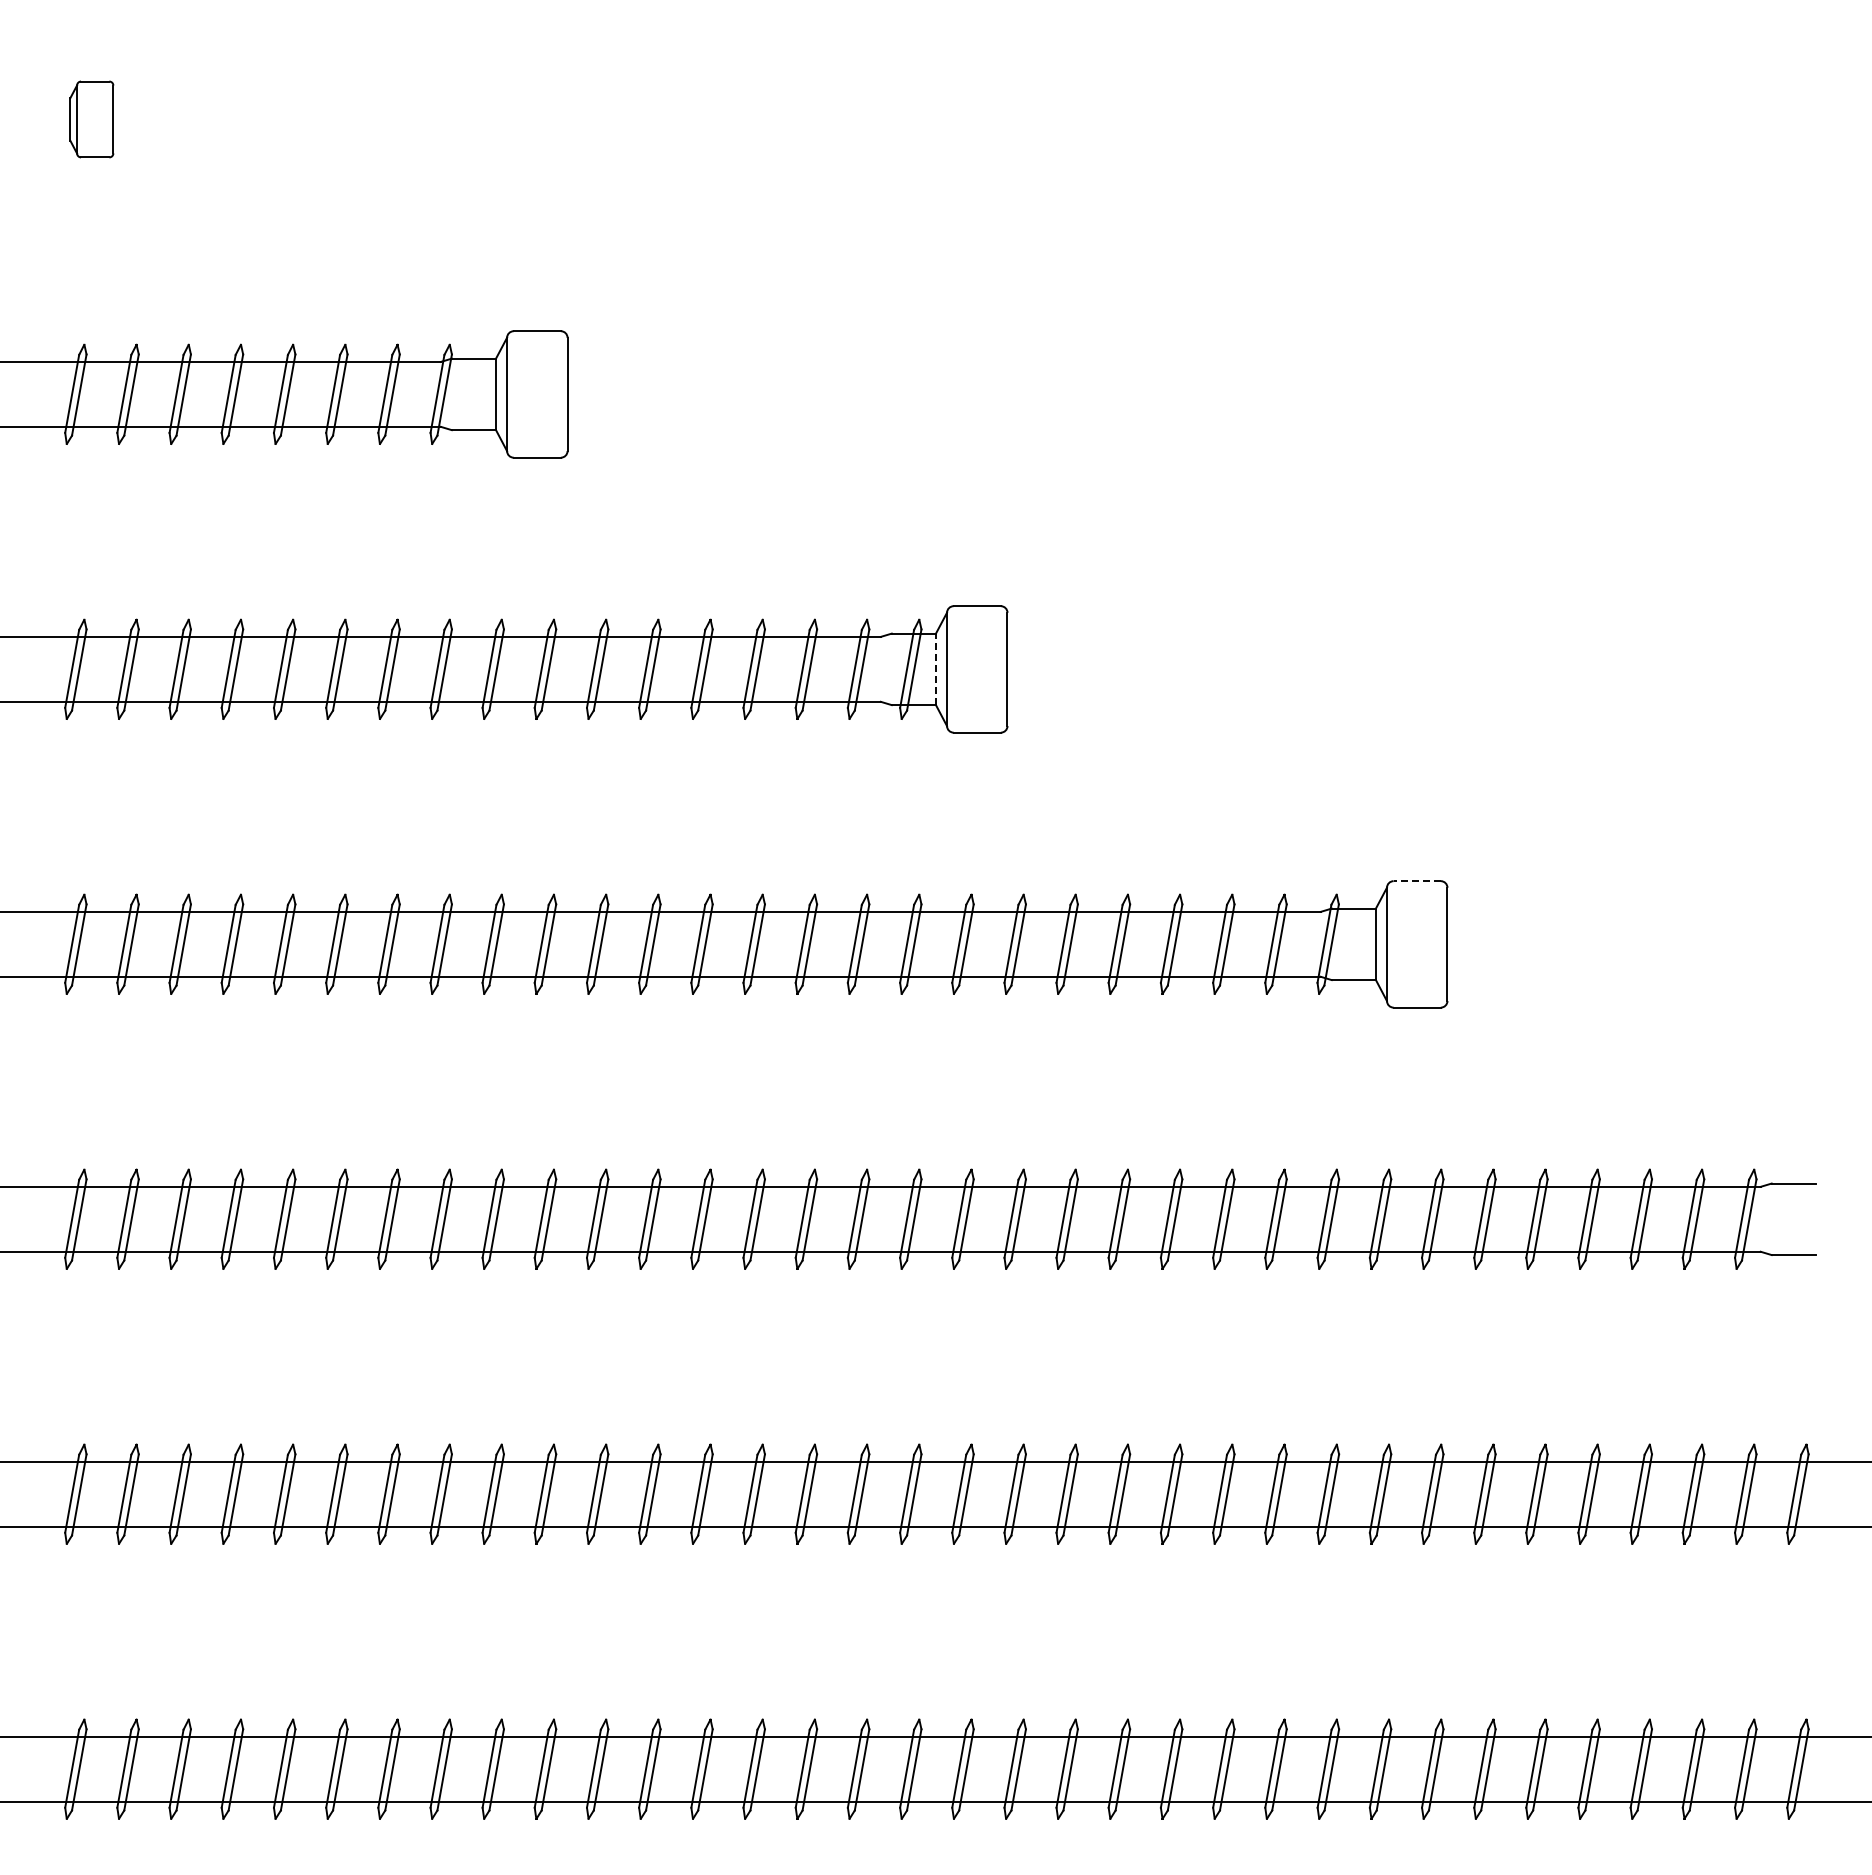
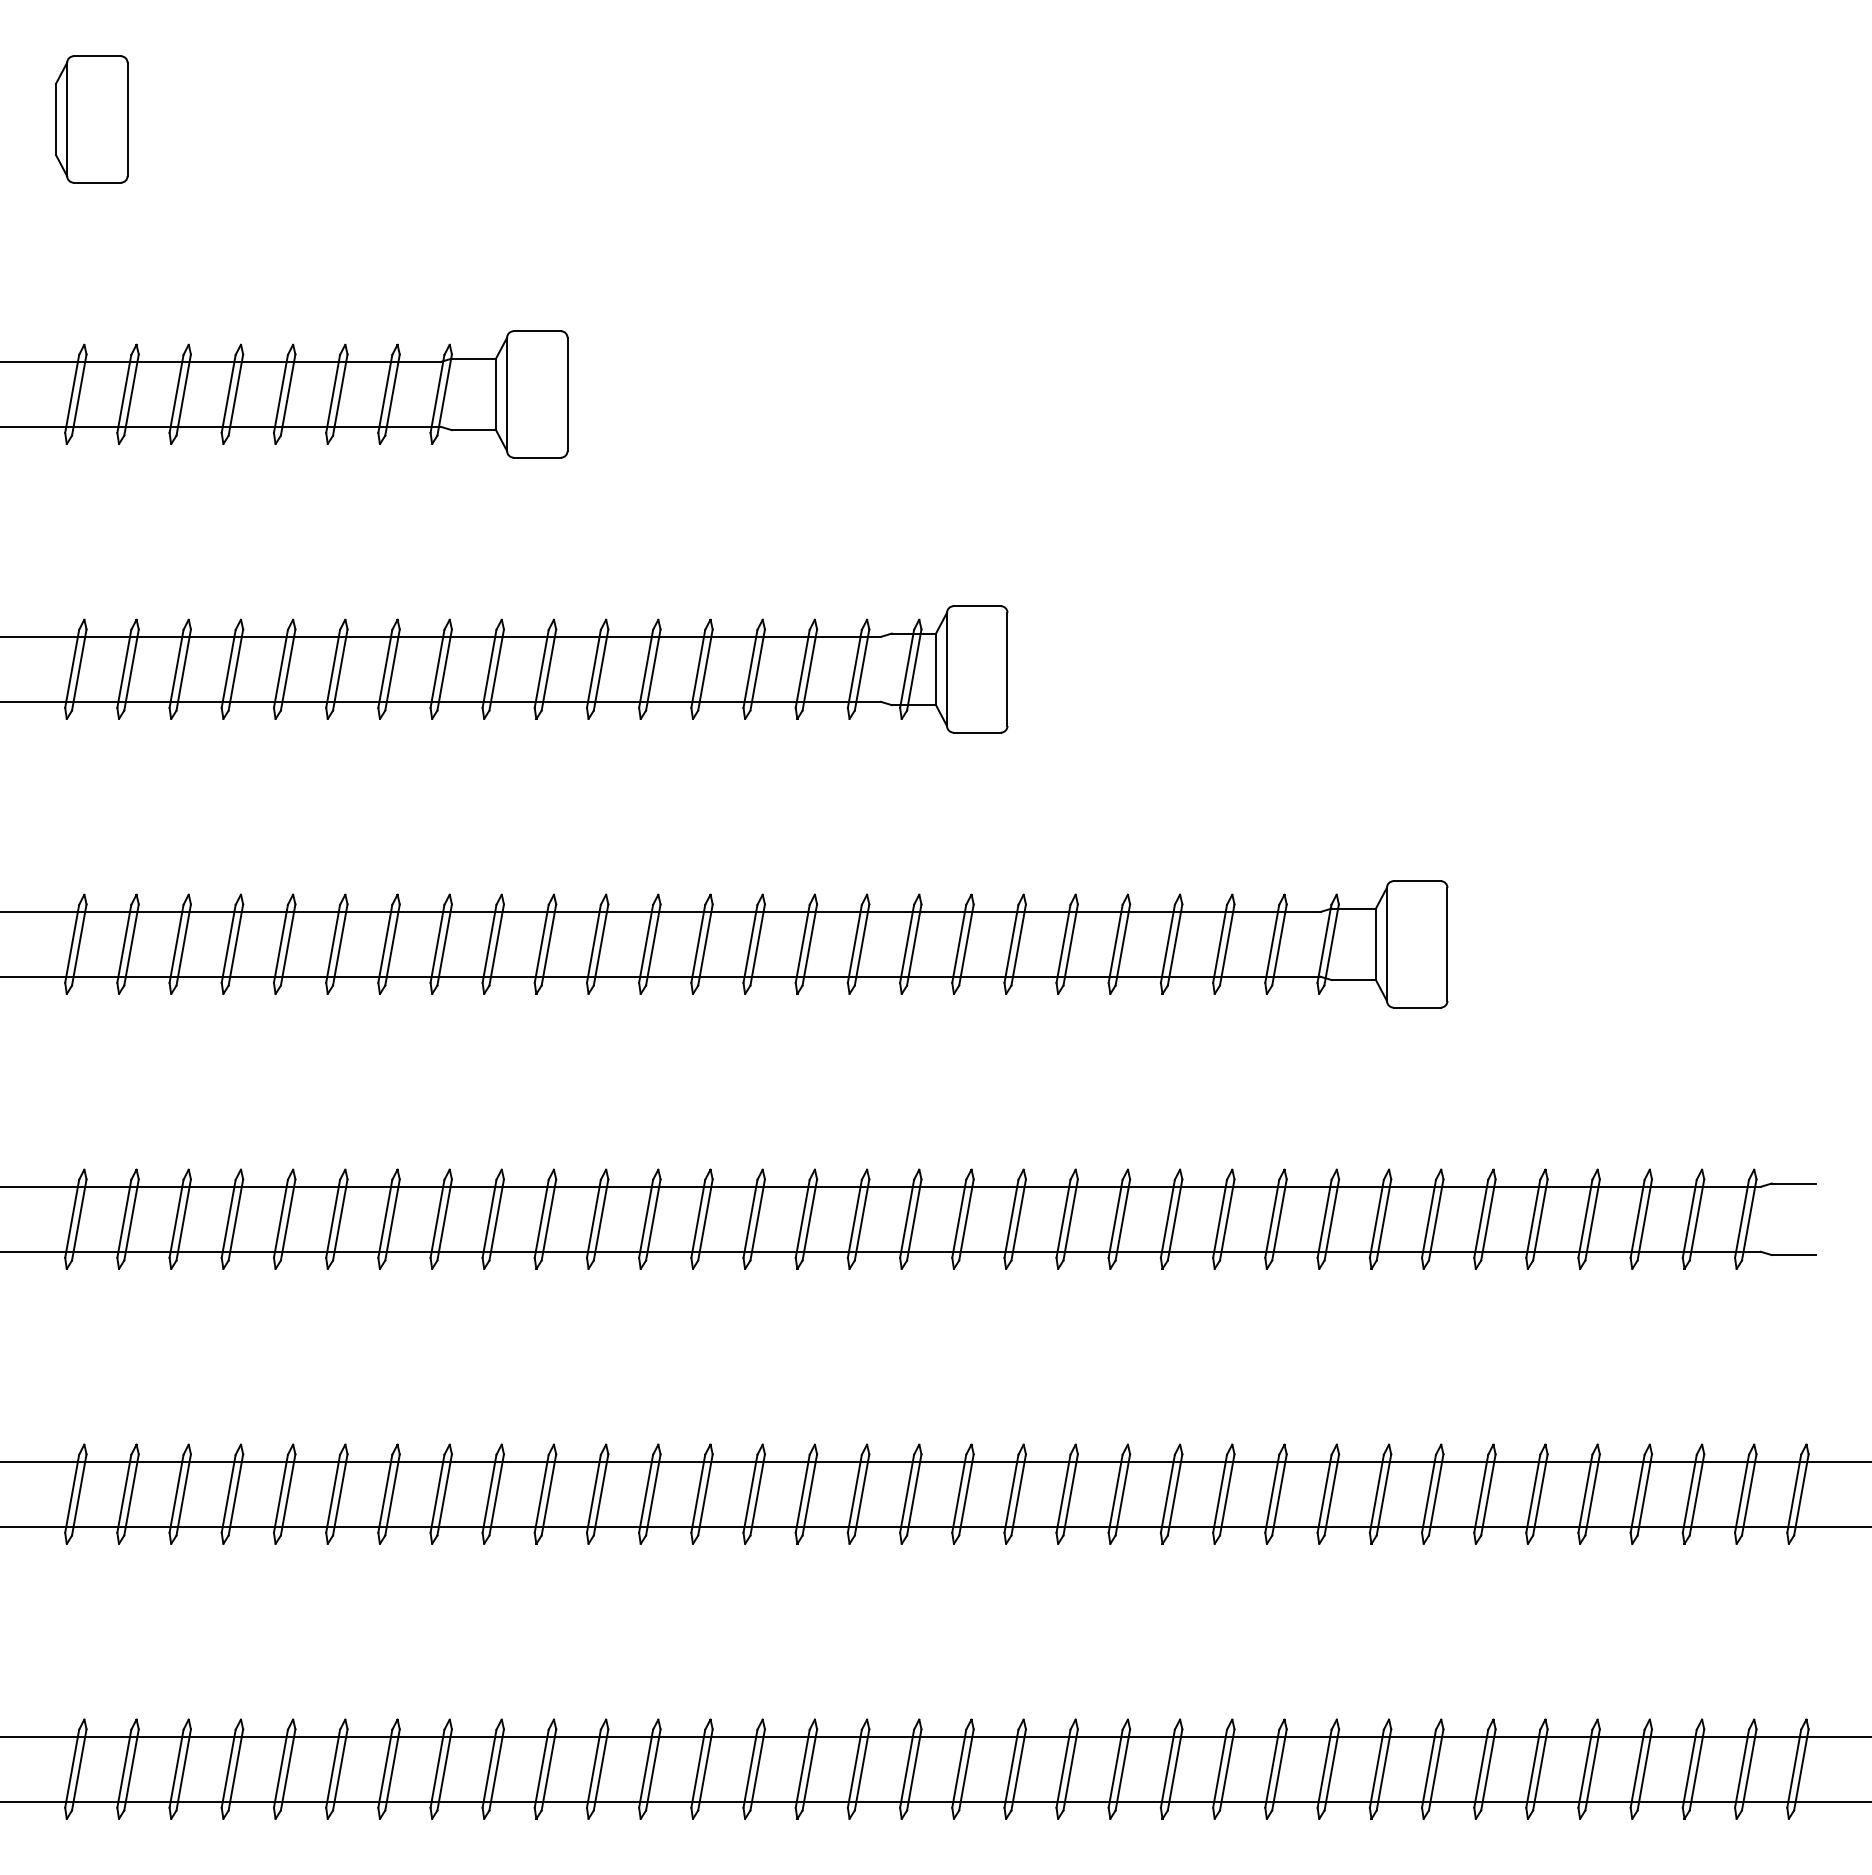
part size: 46x79 px -> 74x129 px (91, 119)
line: dashed -> solid (935, 669)
line: dashed -> solid (1417, 881)
